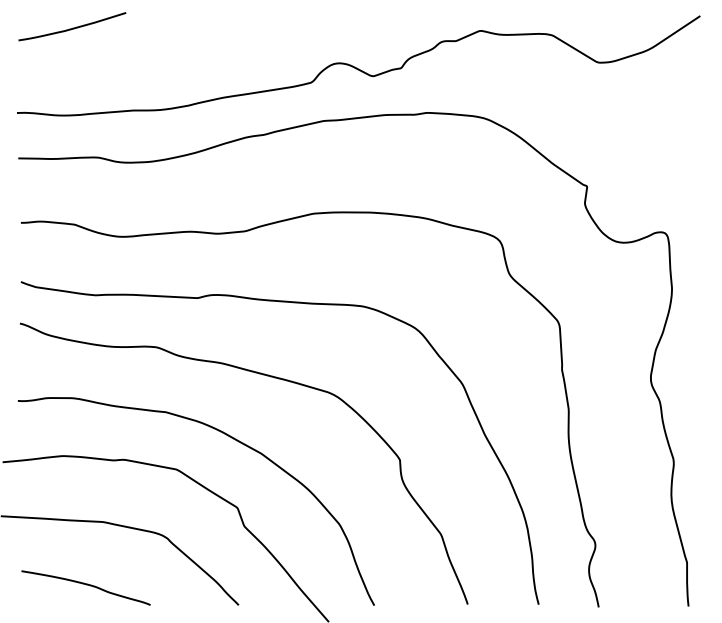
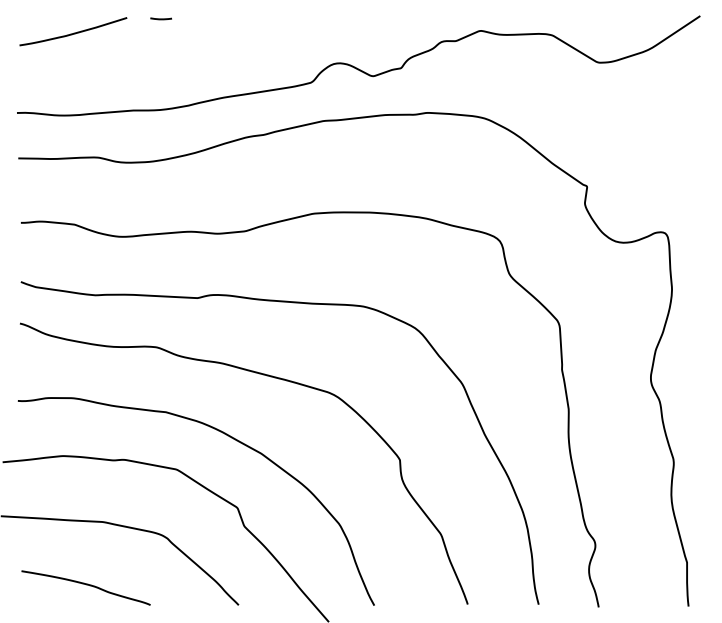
line: none -> present (160, 18)
curve position: (72, 27) -> (73, 32) (73, 32)
